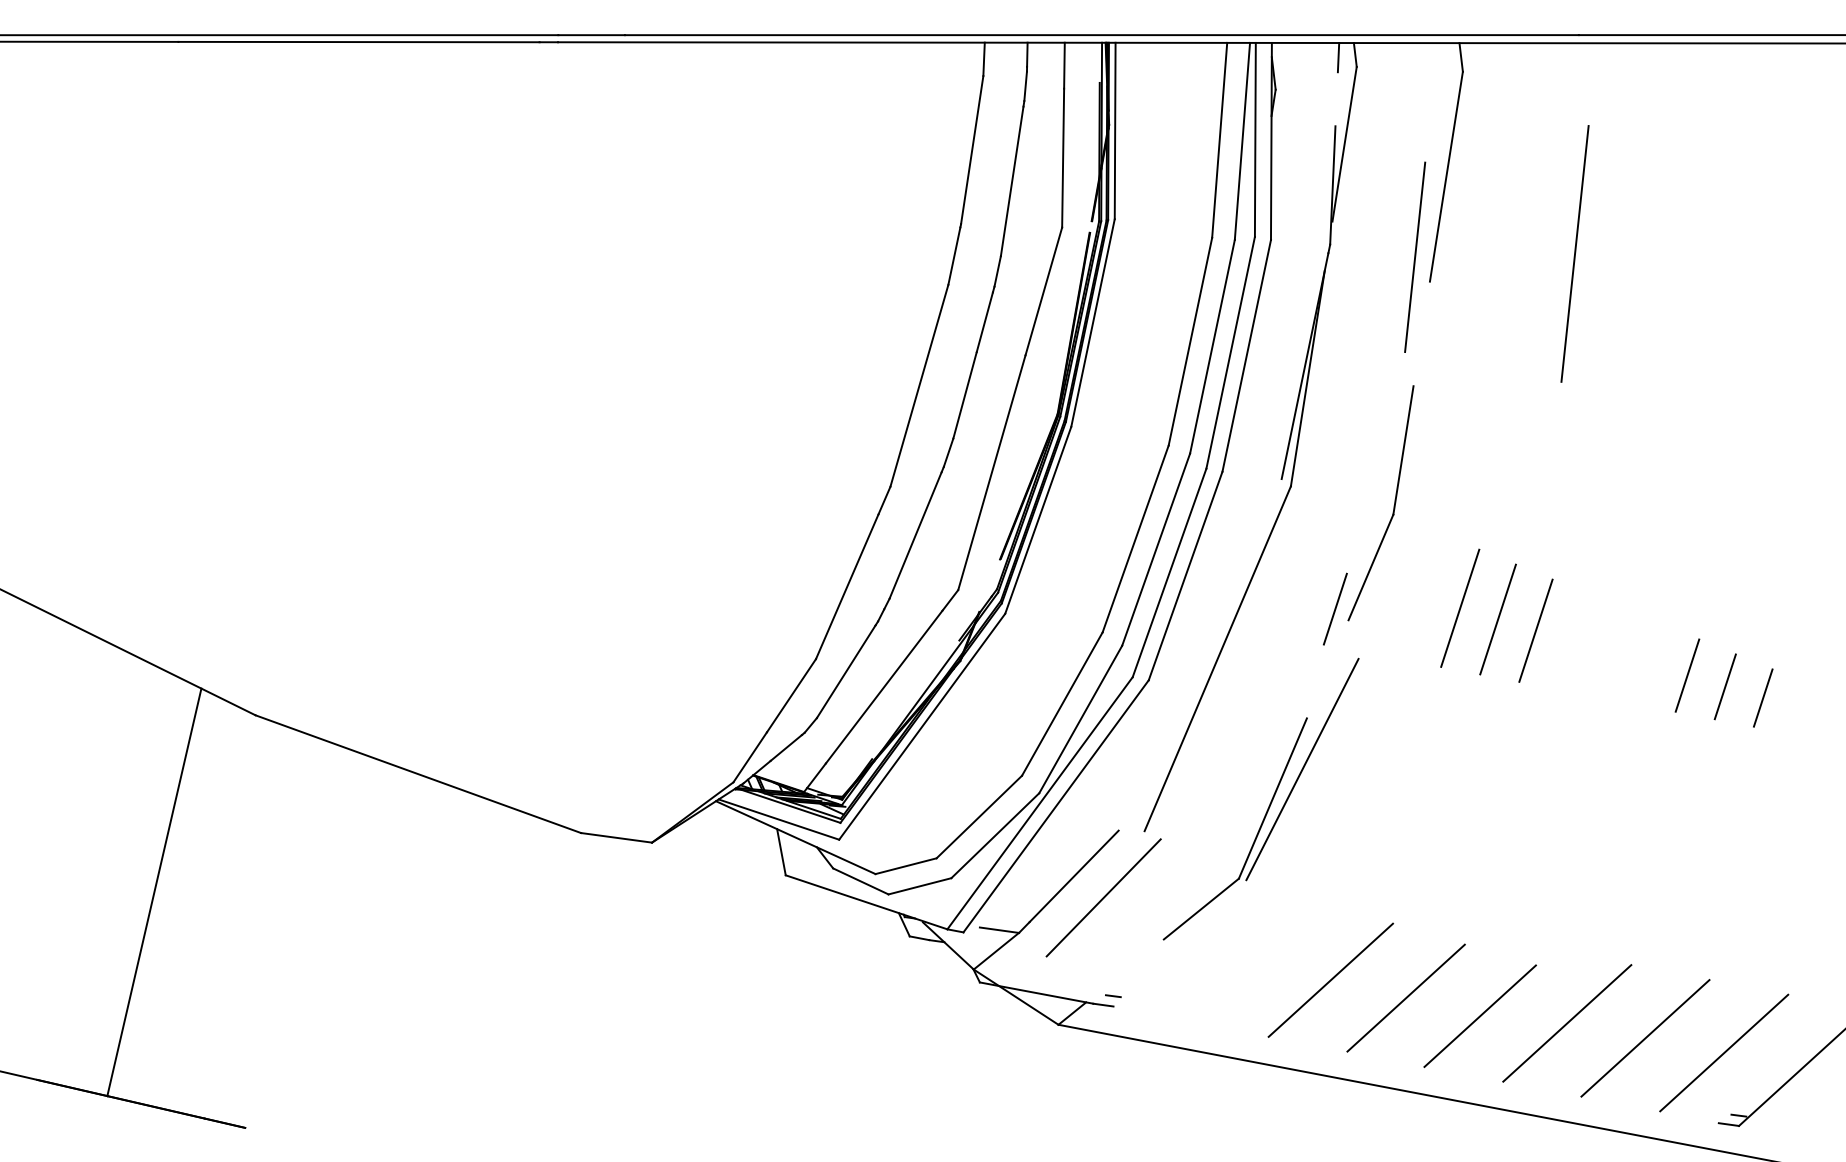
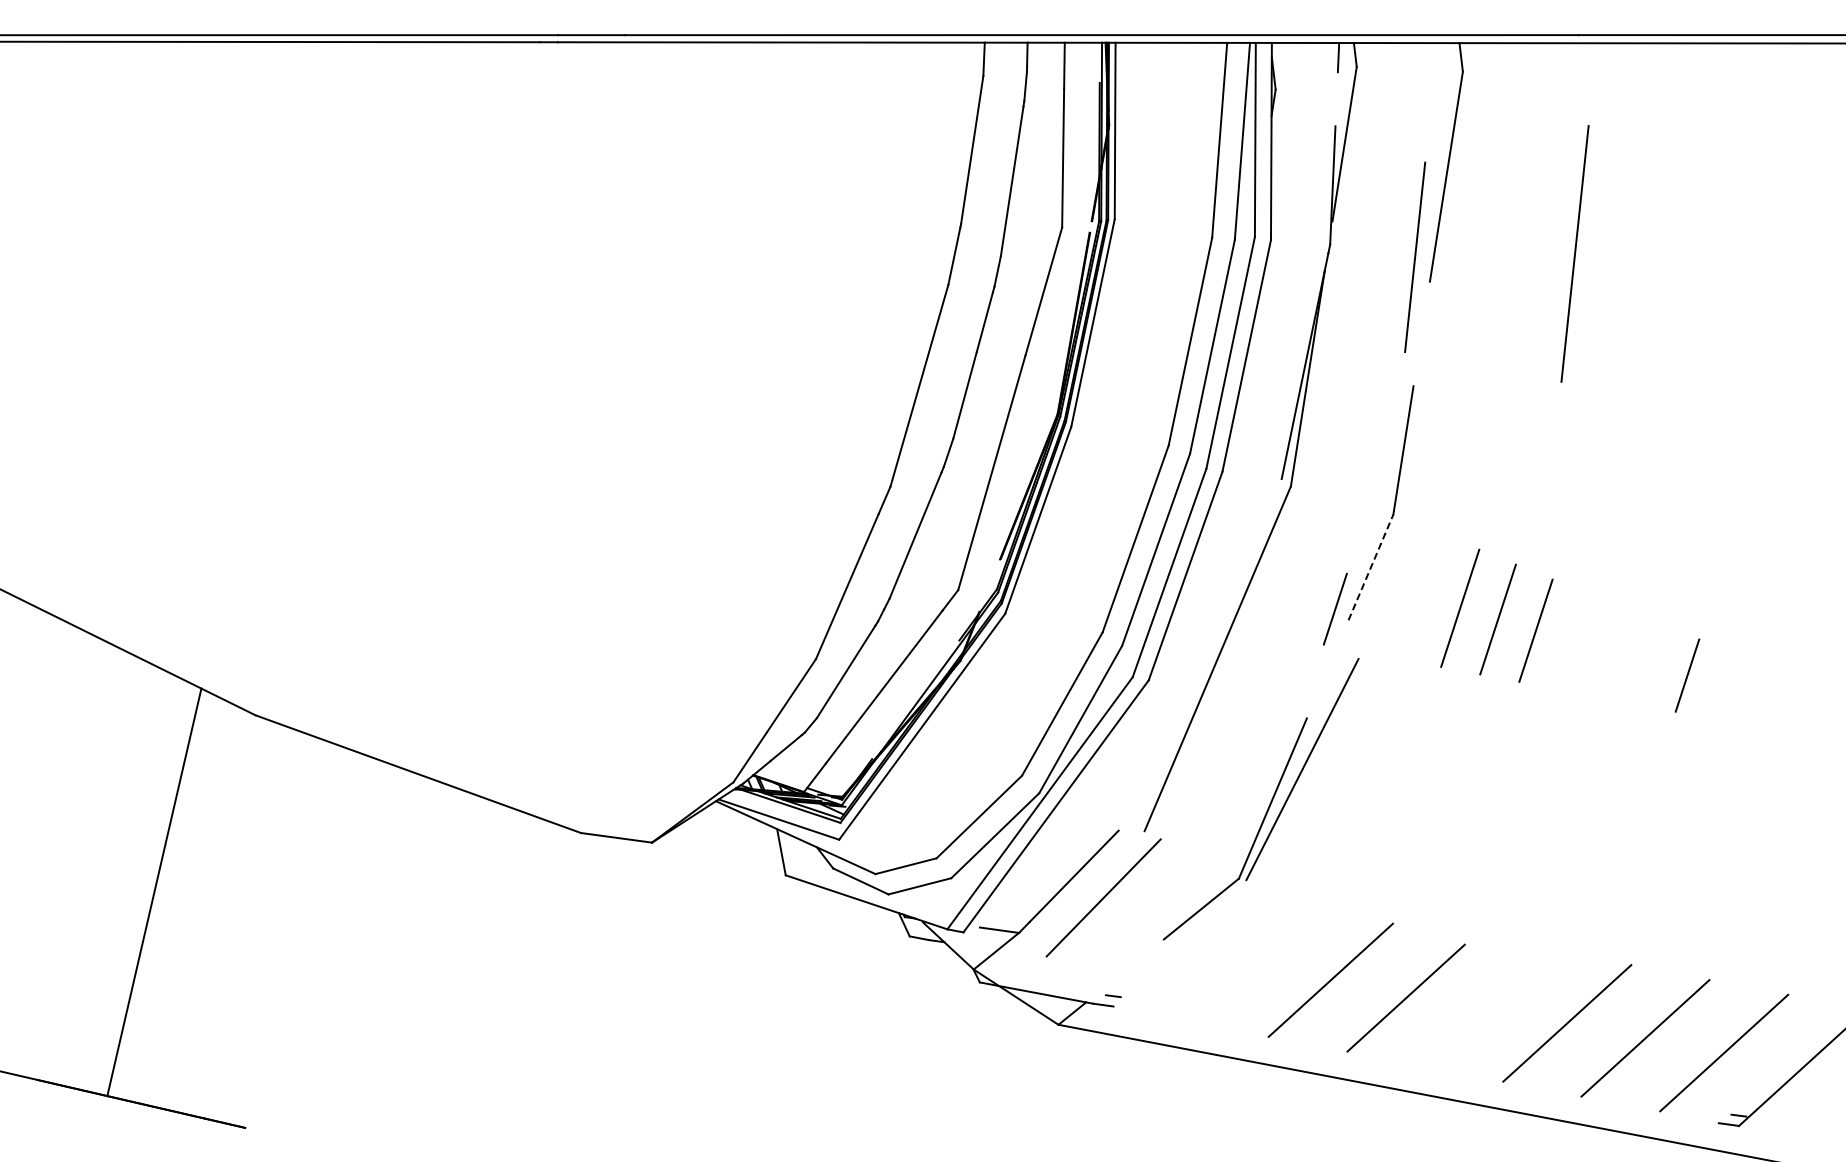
line: solid -> dashed (1371, 567)
line: present -> none (1724, 686)
line: present -> none (1763, 697)
line: present -> none (1479, 1015)
